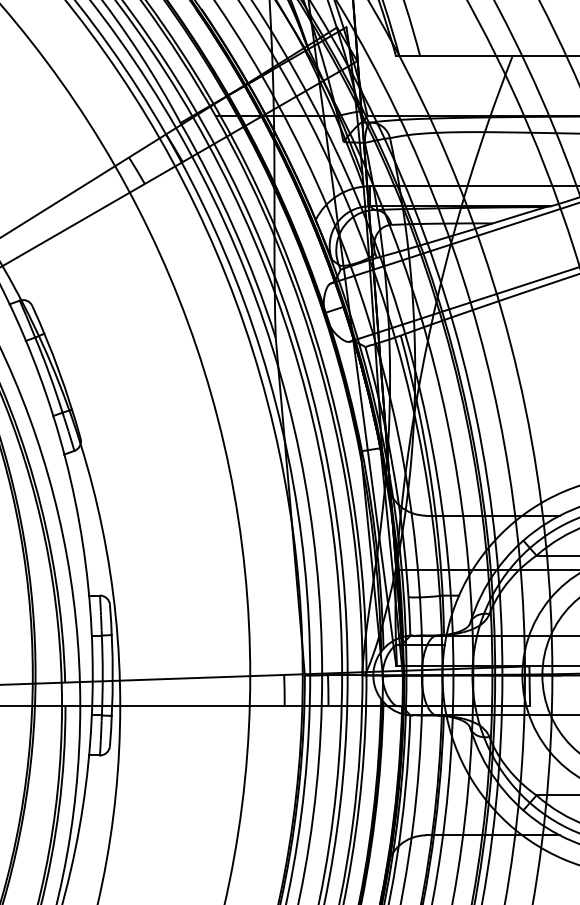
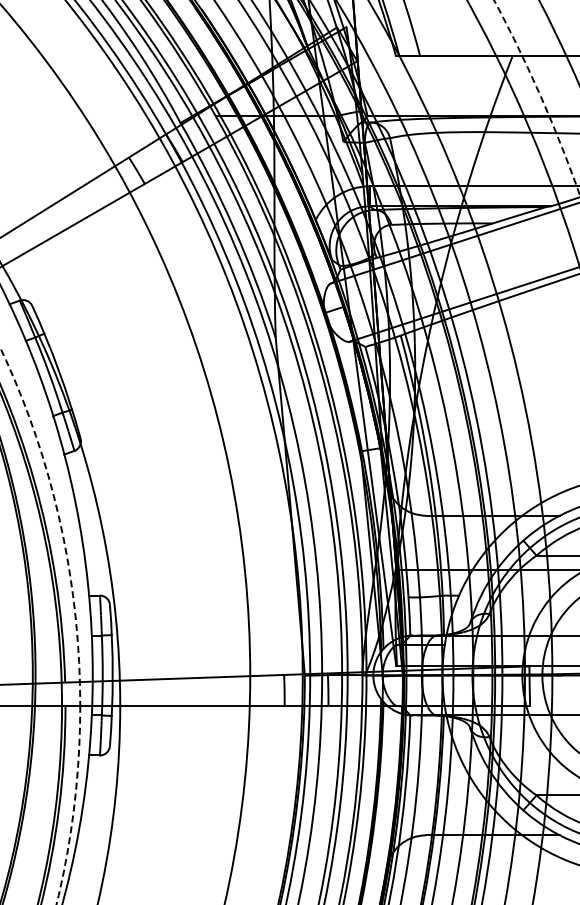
arc: solid -> dashed (540, 96)
circle: solid -> dashed (40, 626)
